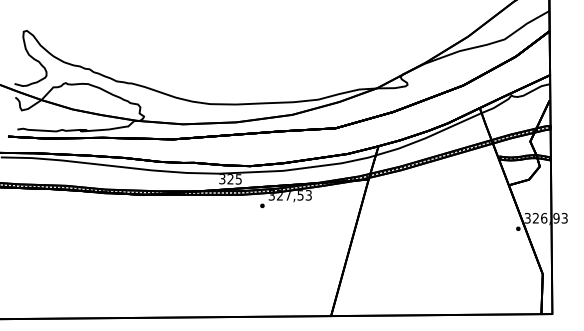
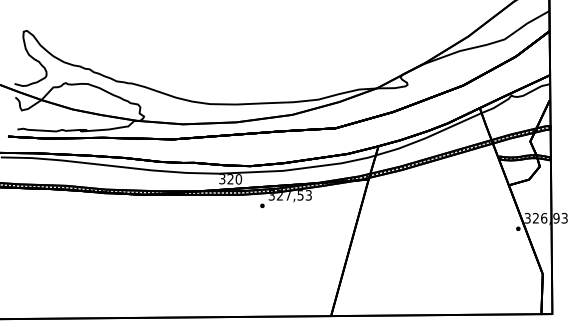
text: 325 -> 320 (238, 179)
